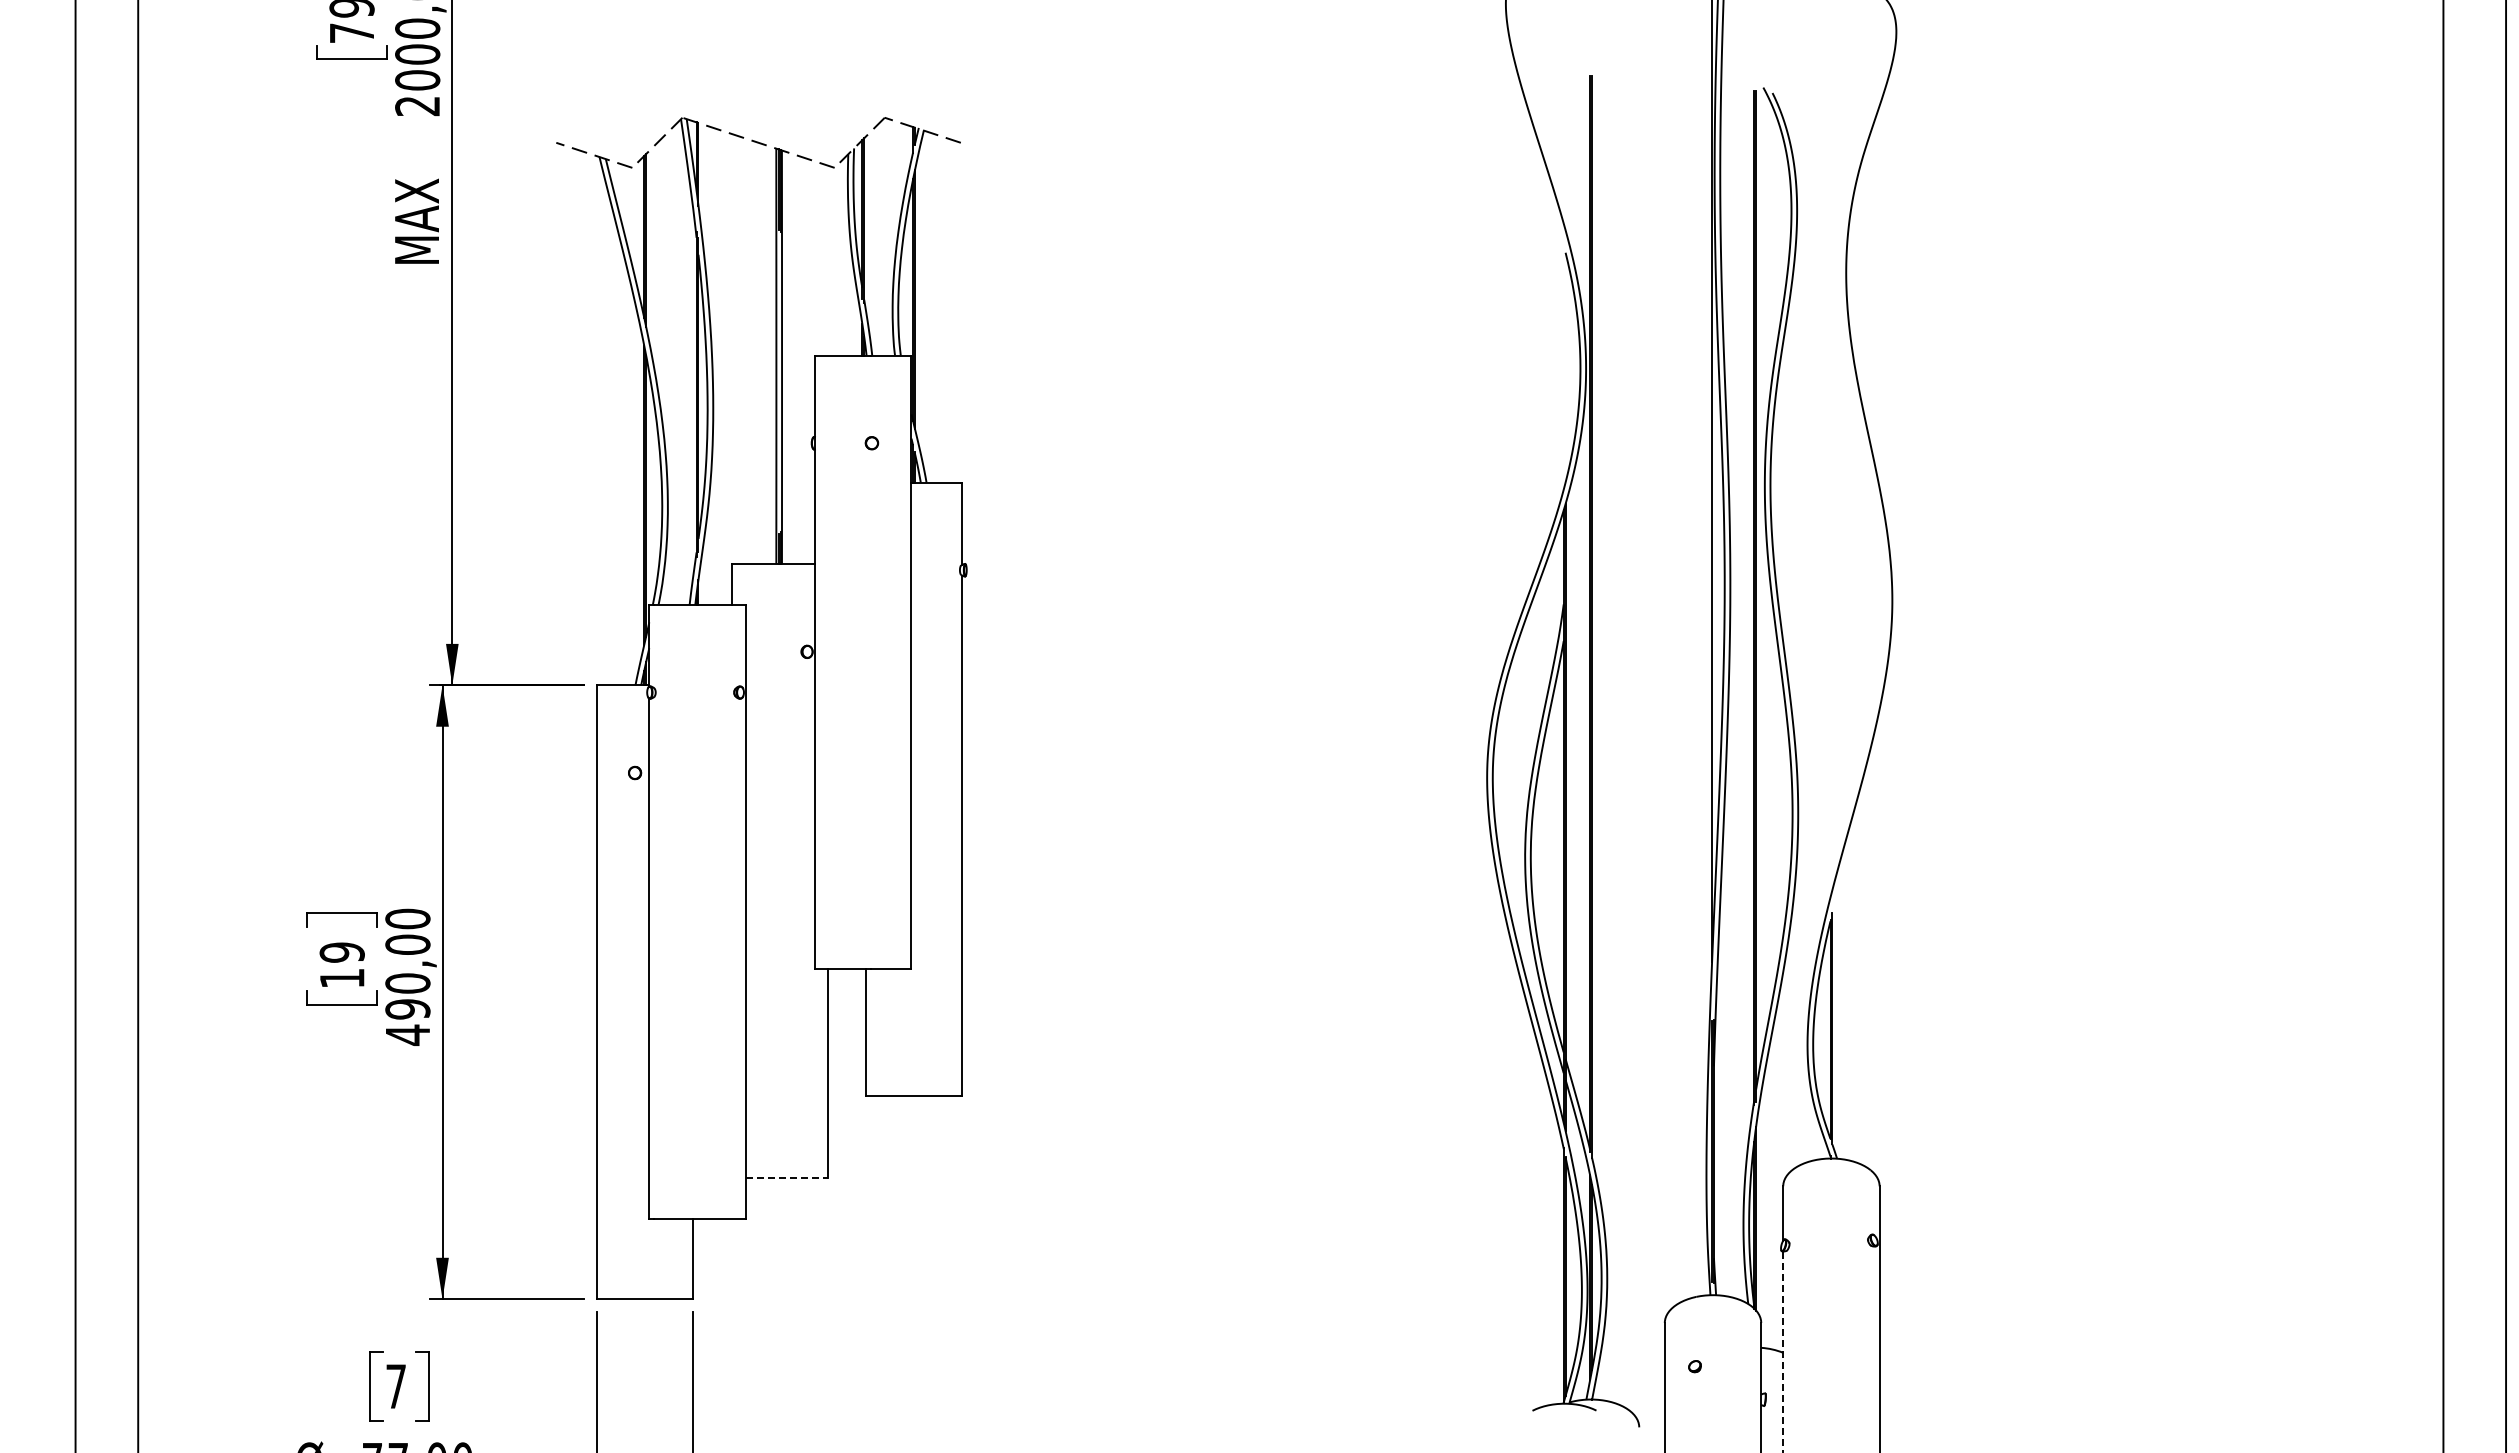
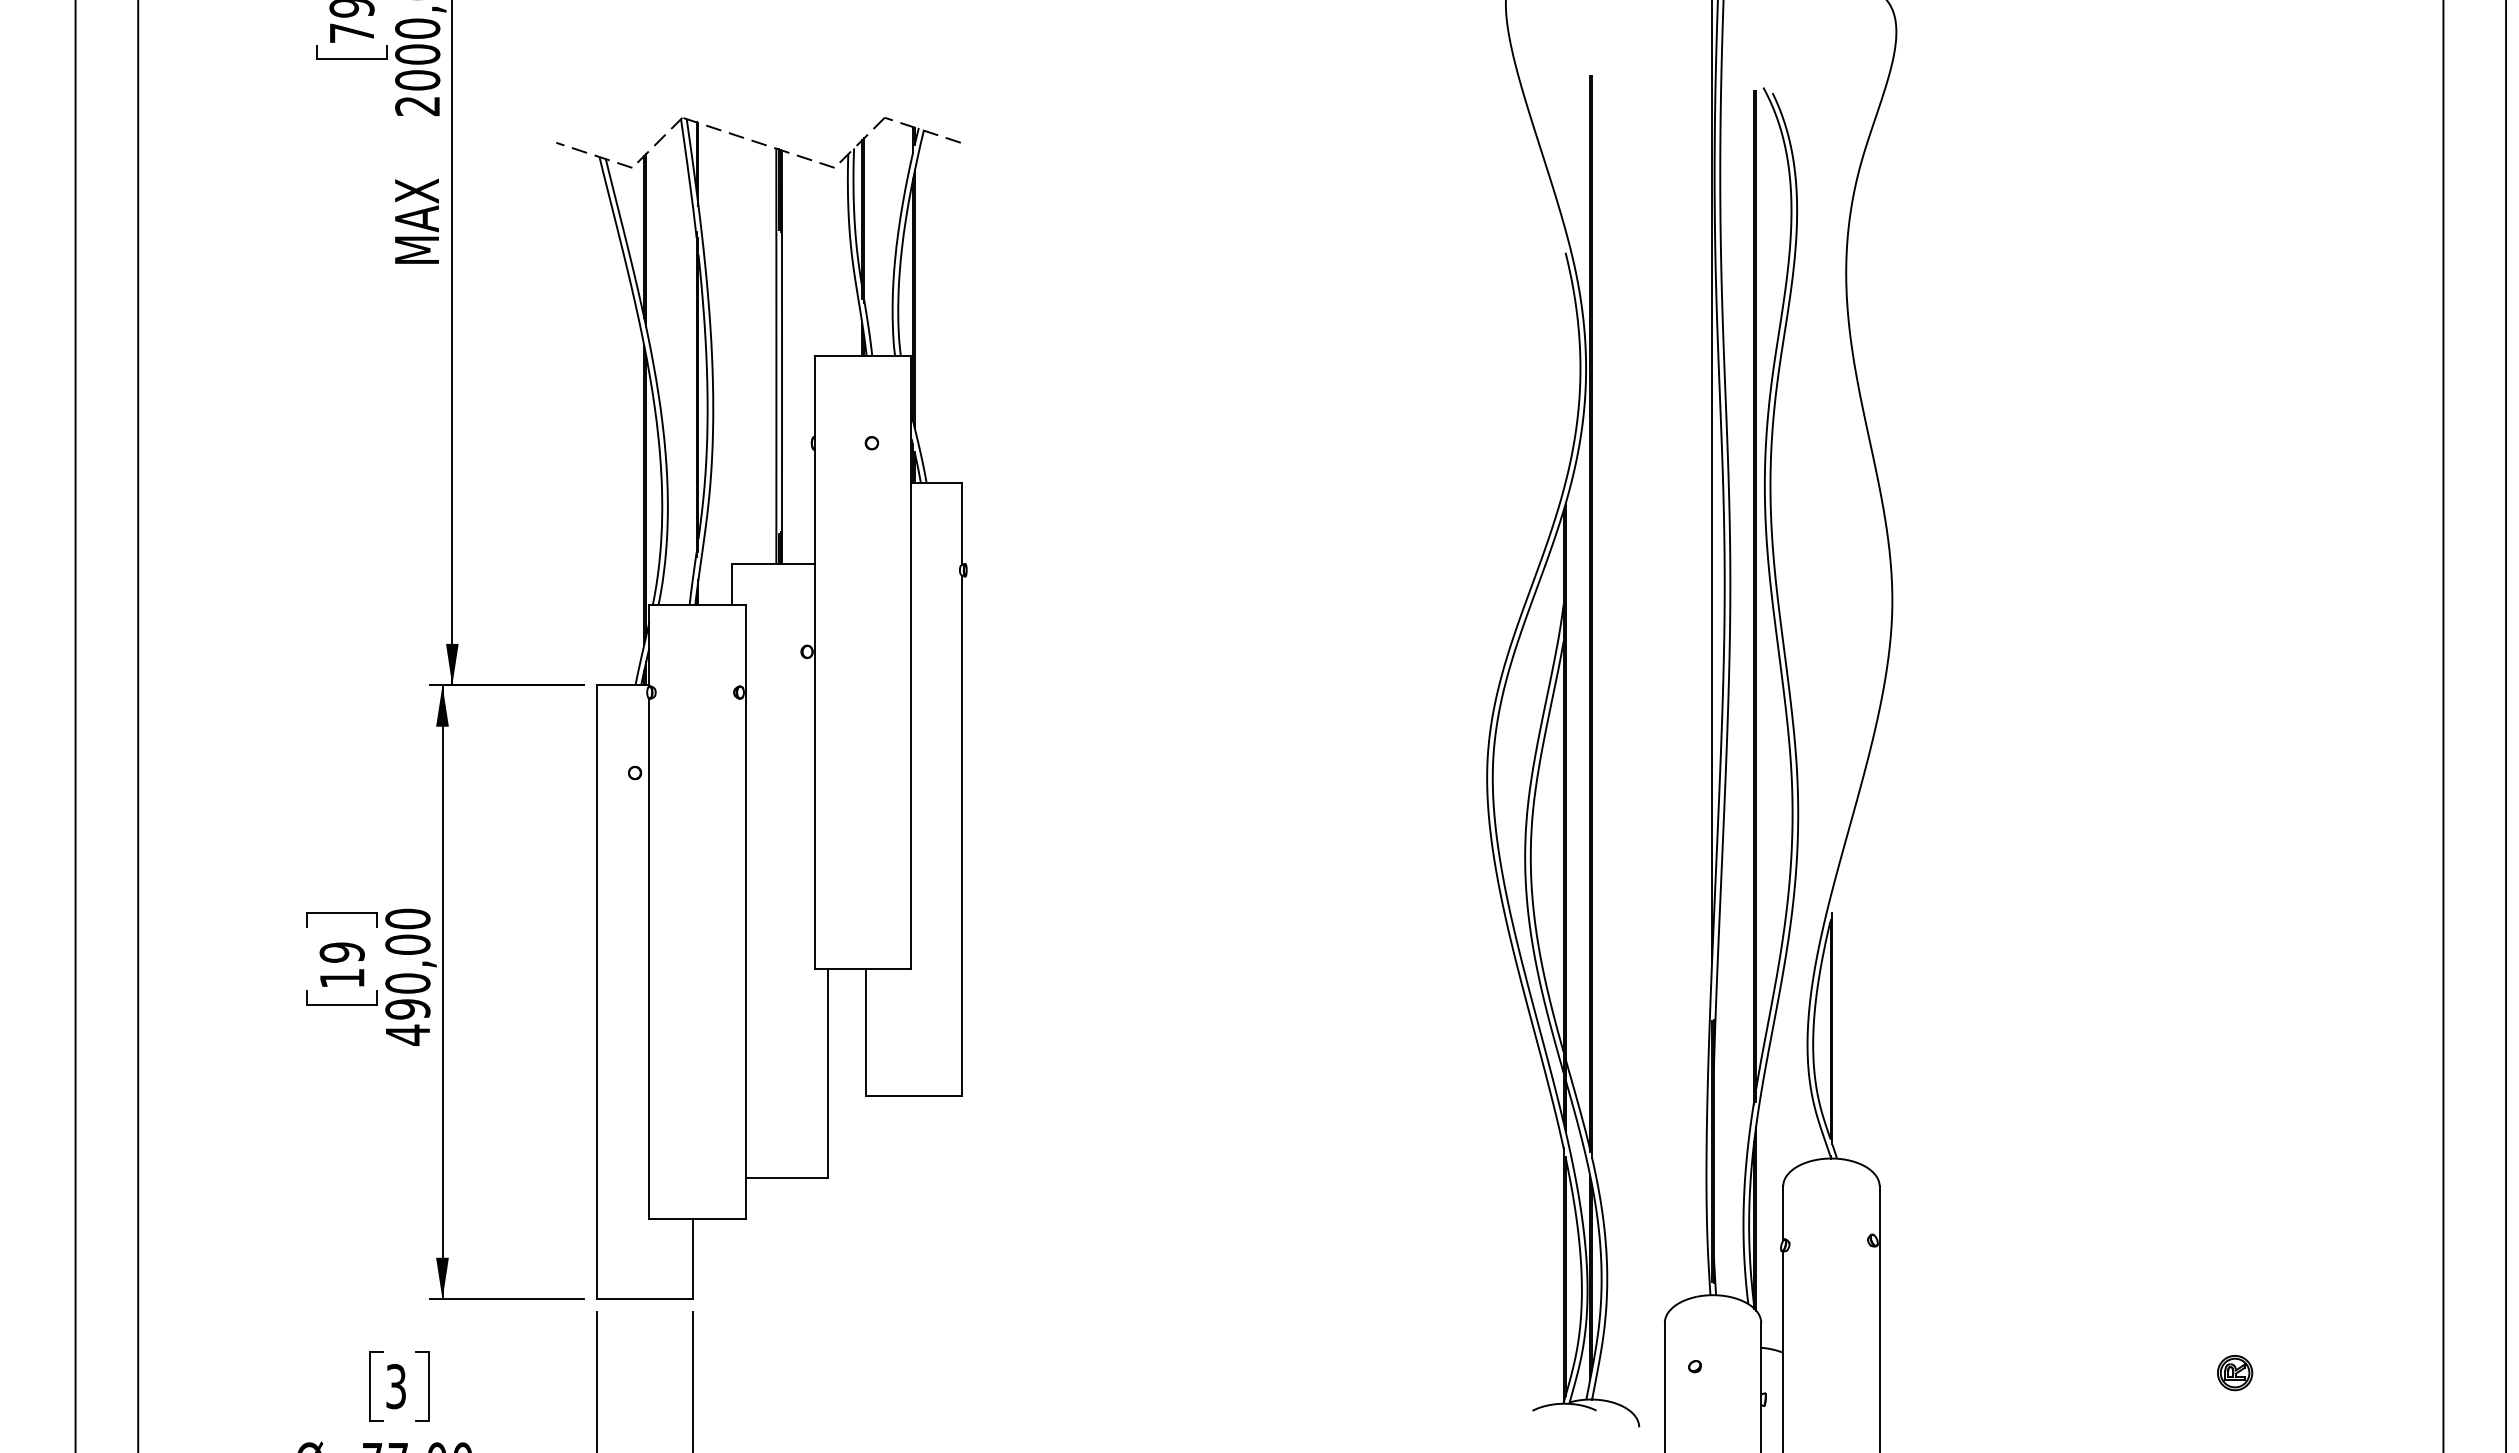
line: dashed -> solid (787, 1178)
line: dashed -> solid (1783, 1352)
part: none -> present (2235, 1373)
text: 7 -> 3 (395, 1386)
